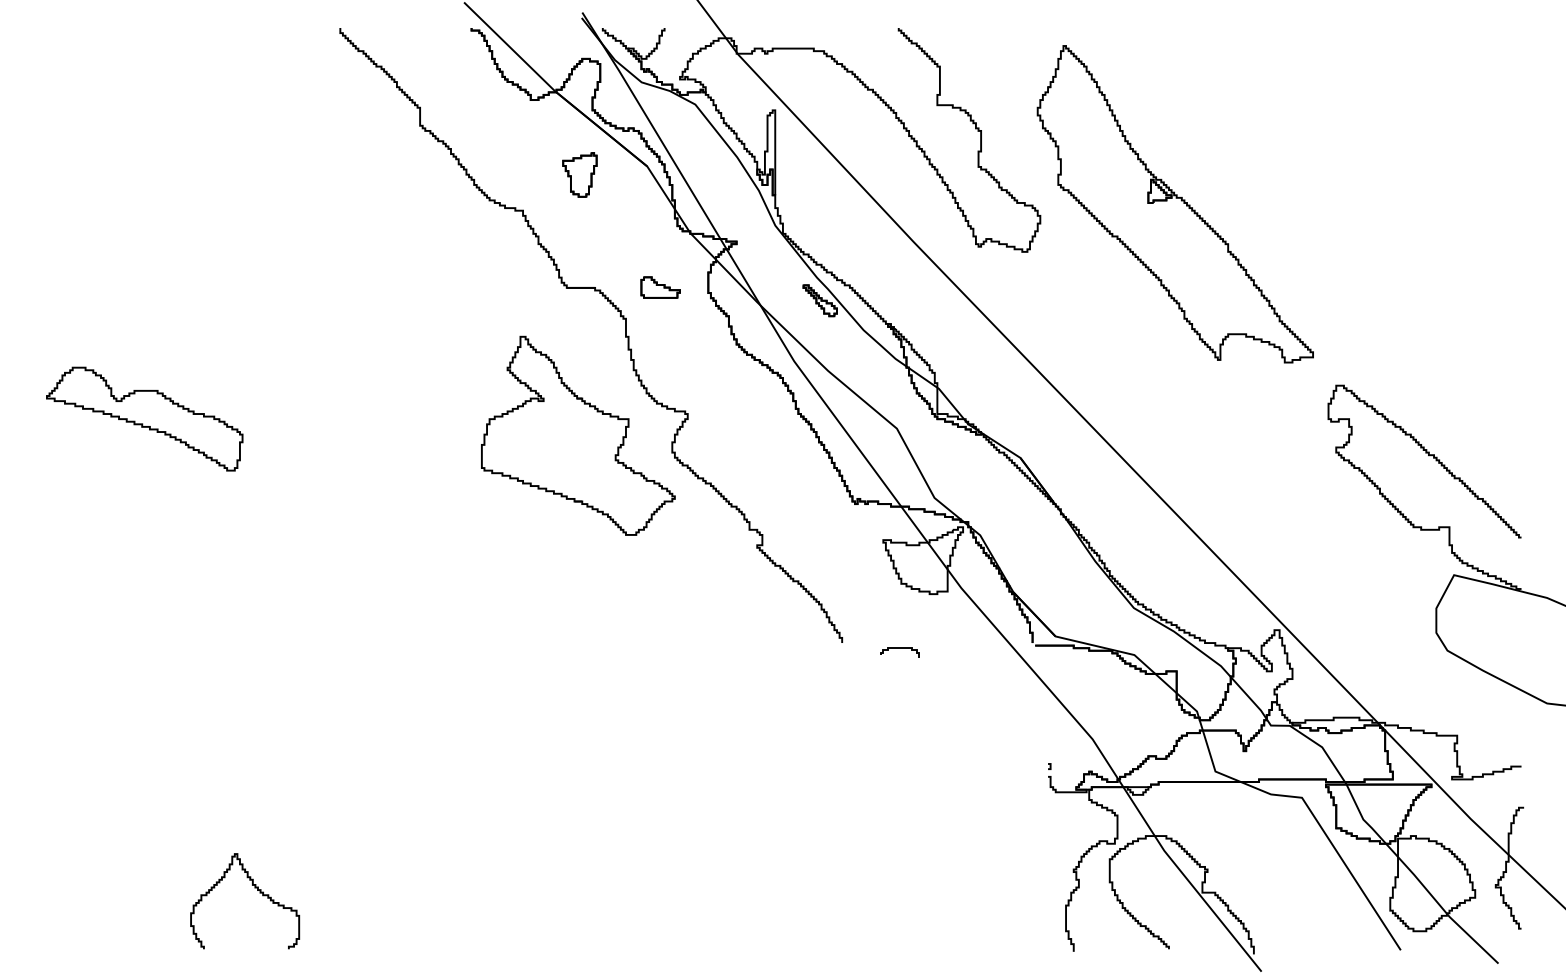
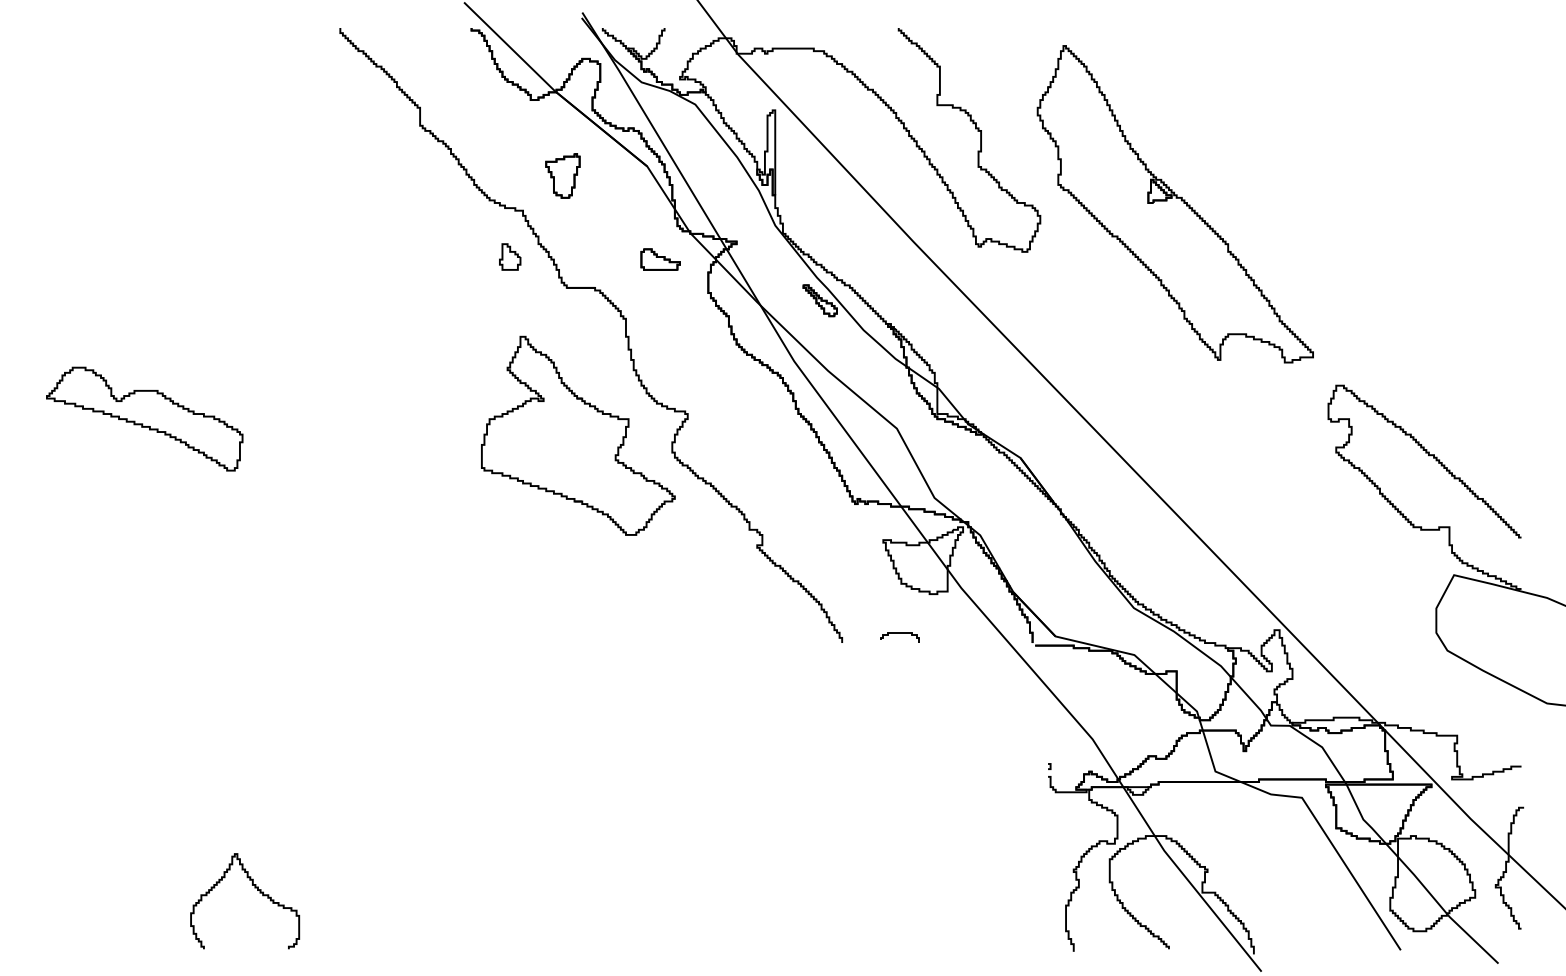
part position: (579, 174) -> (562, 175) (562, 175)
part: none -> present (510, 256)
part position: (660, 287) -> (660, 259) (660, 259)
curve position: (899, 648) -> (899, 633) (899, 633)
